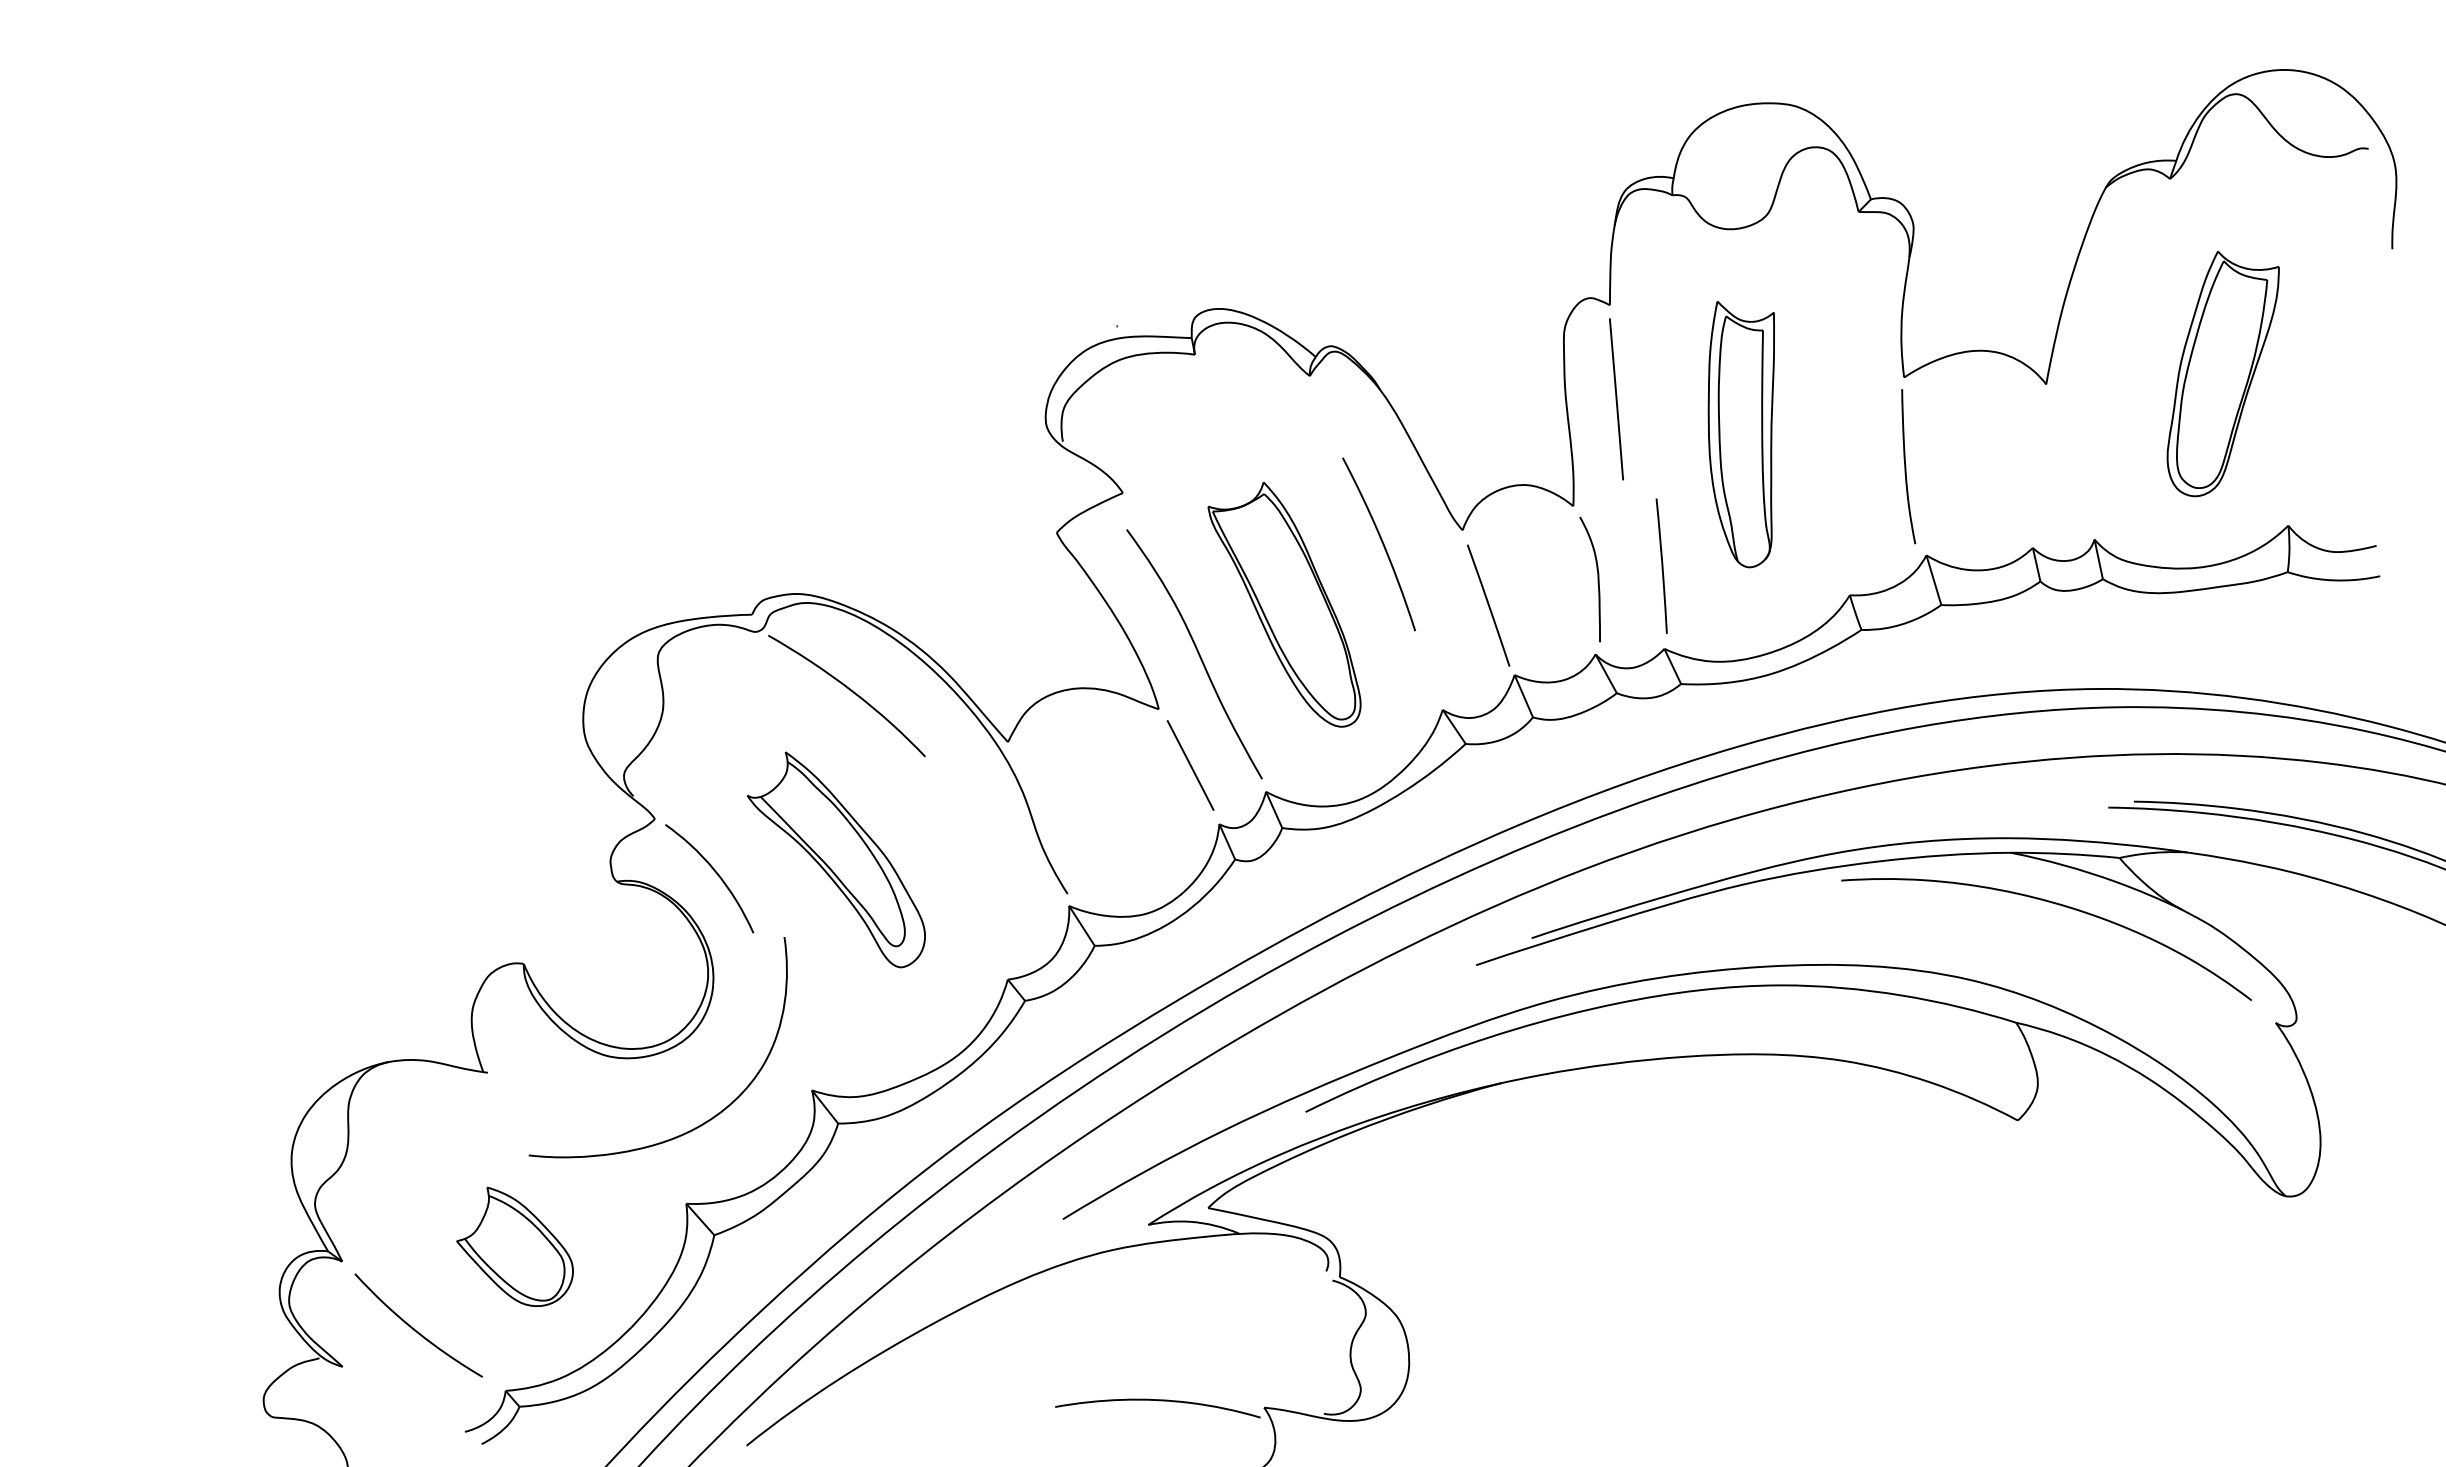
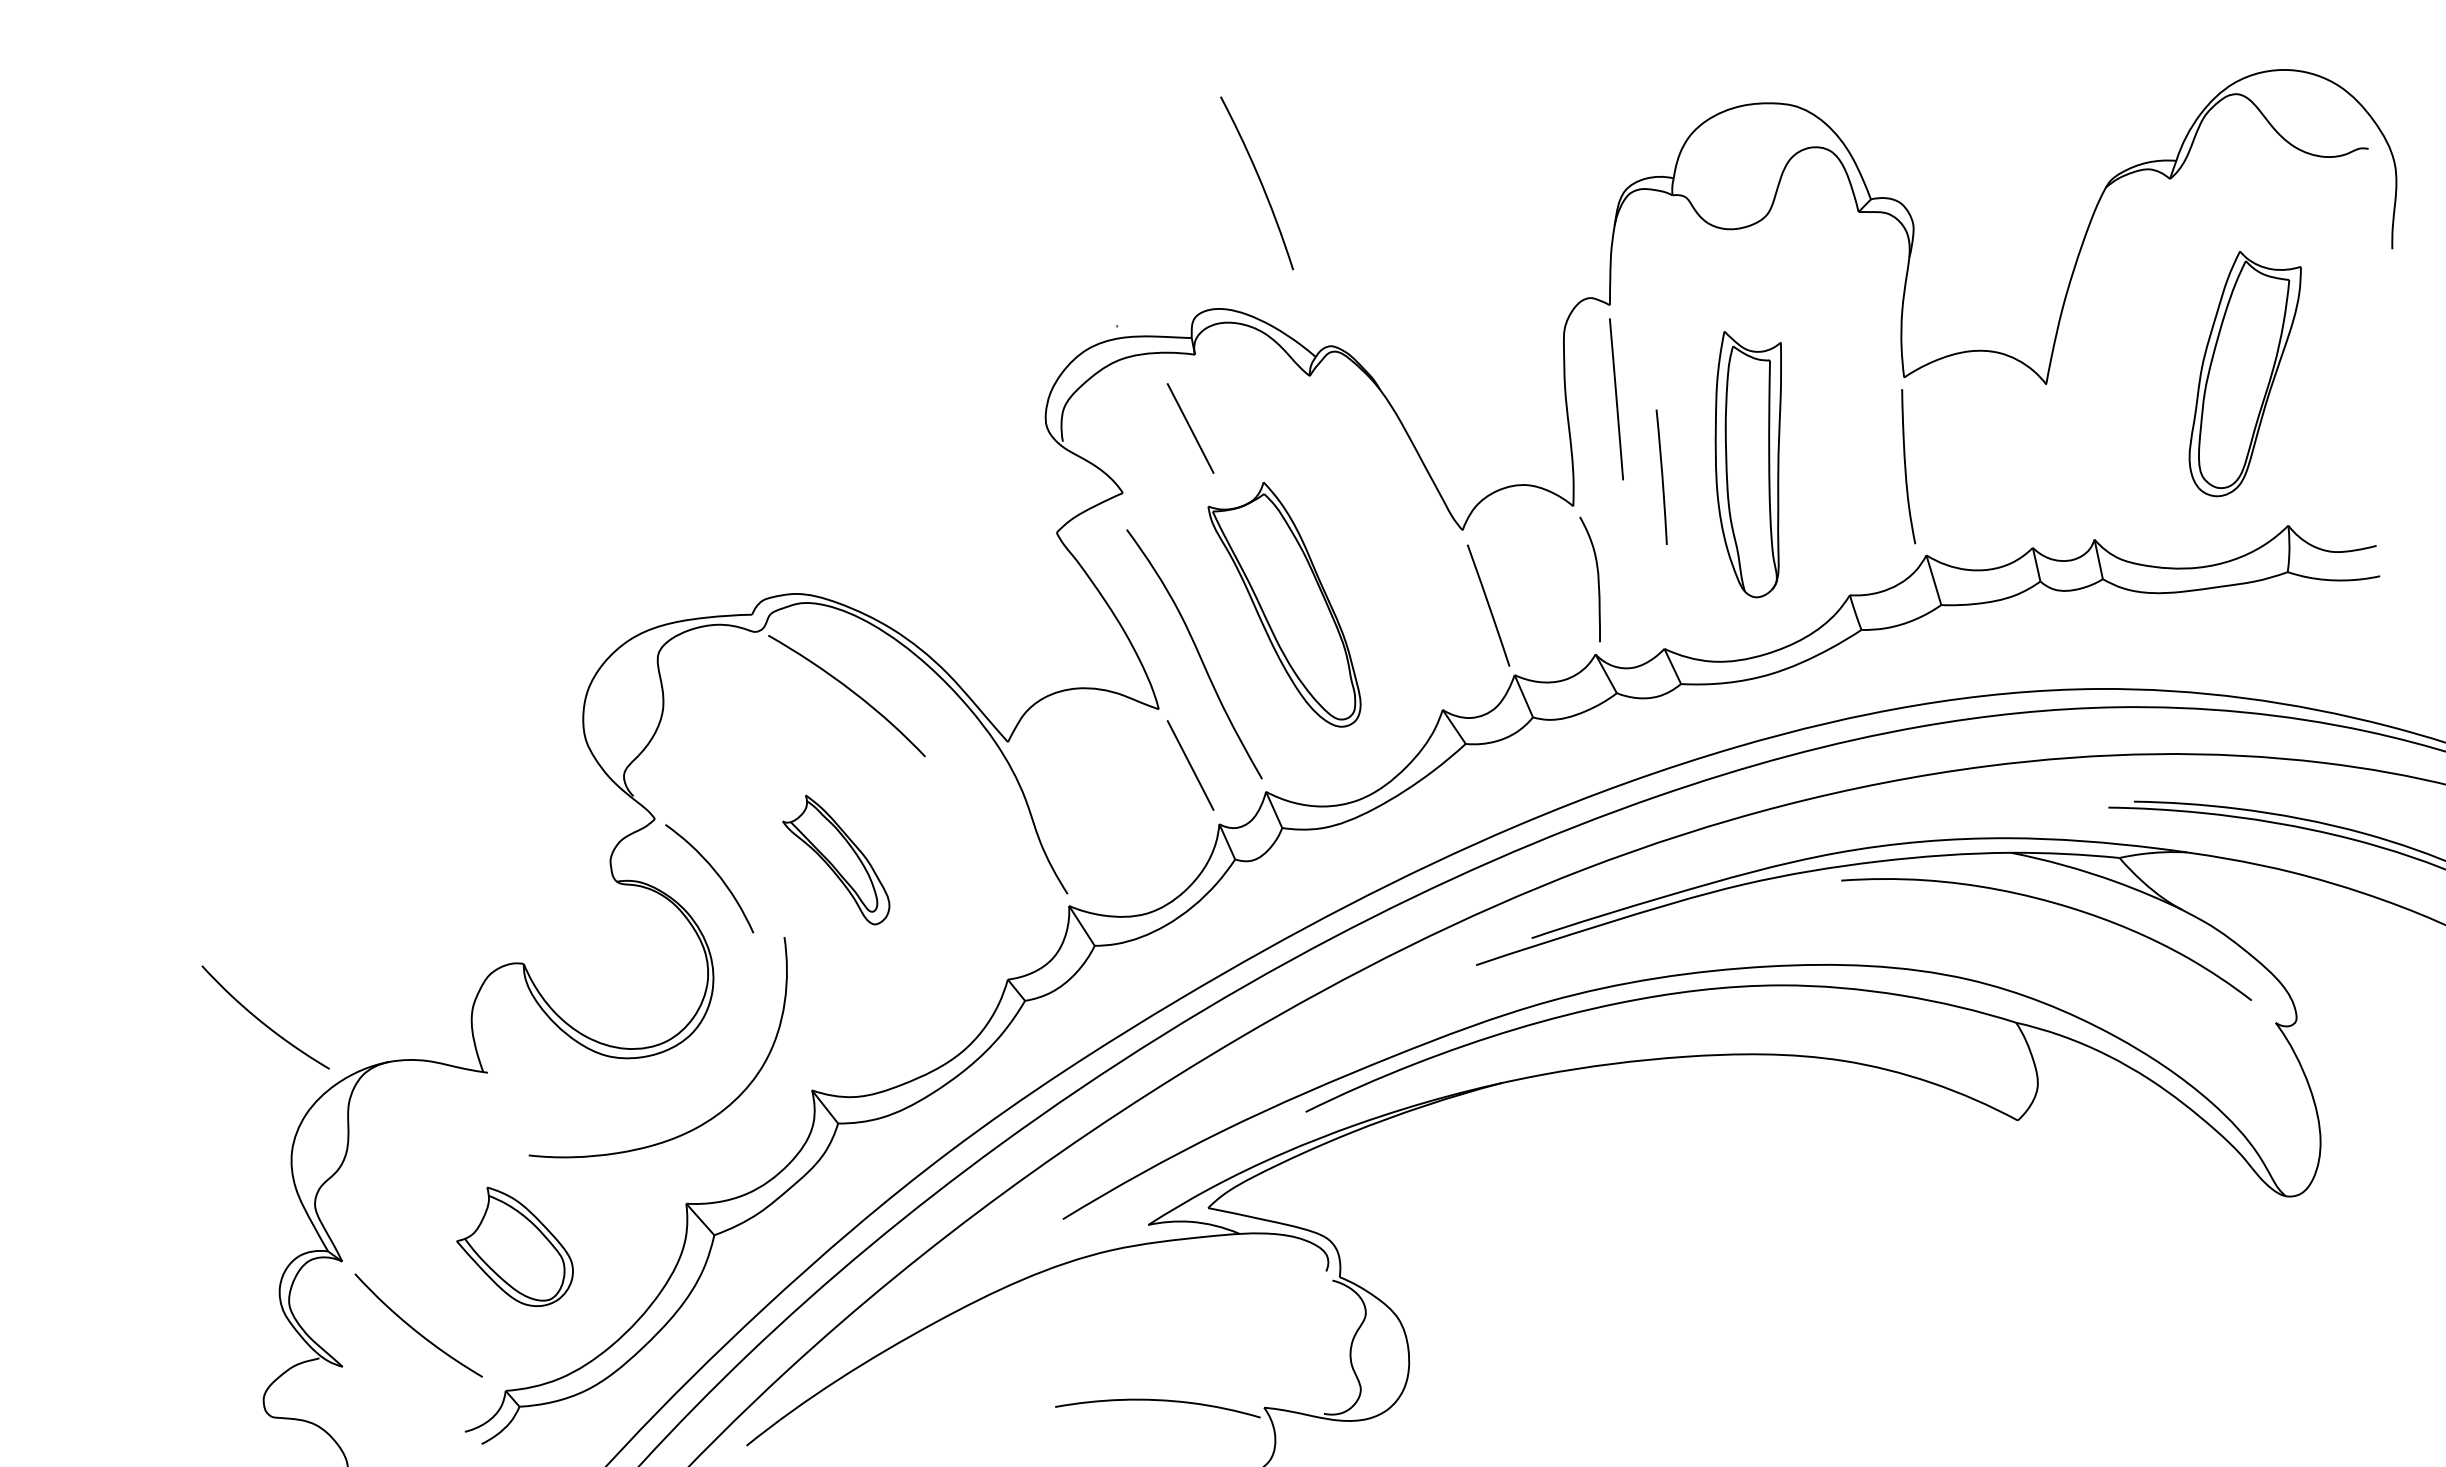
part position: (2222, 374) -> (2244, 374) (2244, 374)
line: none -> present (1190, 428)
part position: (1740, 434) -> (1747, 464) (1747, 464)
curve position: (1381, 542) -> (1259, 181) (1259, 181)
line position: (1661, 565) -> (1661, 476) (1661, 476)
part size: 180x218 px -> 109x132 px (836, 859)
curve: none -> present (261, 1020)
